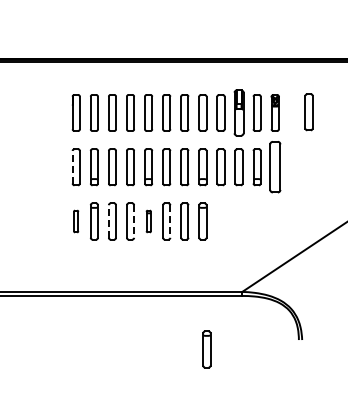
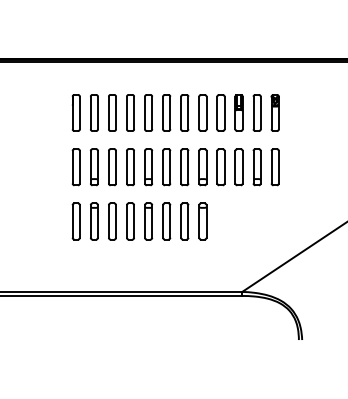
part size: 12x48 px -> 10x38 px (238, 112)
part: present -> none (308, 112)
line: dashed -> solid (72, 166)
part size: 13x53 px -> 10x39 px (274, 167)
part size: 7x25 px -> 10x39 px (75, 221)
line: dashed -> solid (108, 221)
part size: 7x25 px -> 10x39 px (148, 221)
line: dashed -> solid (134, 222)
line: dashed -> solid (170, 222)
part: present -> none (206, 349)
